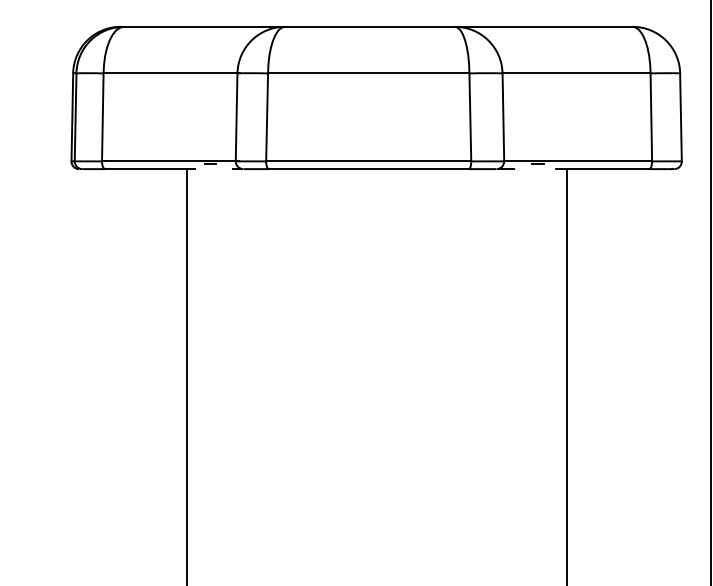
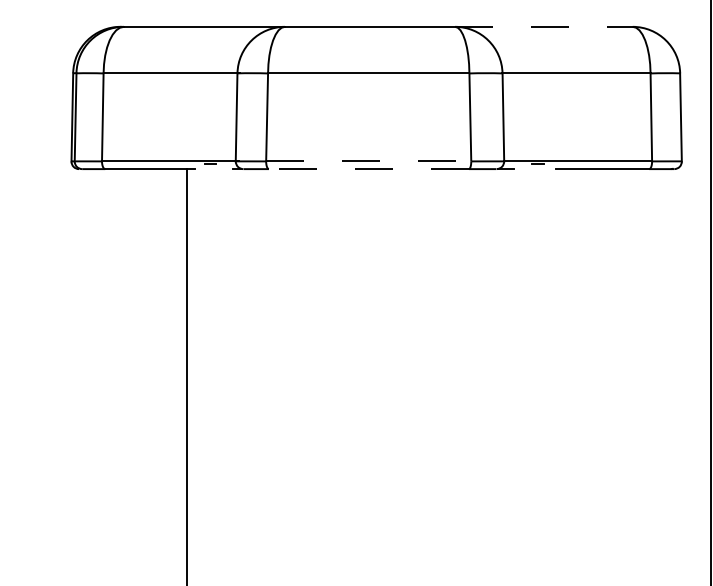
line: solid -> dashed (543, 26)
line: solid -> dashed (368, 161)
line: solid -> dashed (368, 169)
line: present -> none (566, 375)
